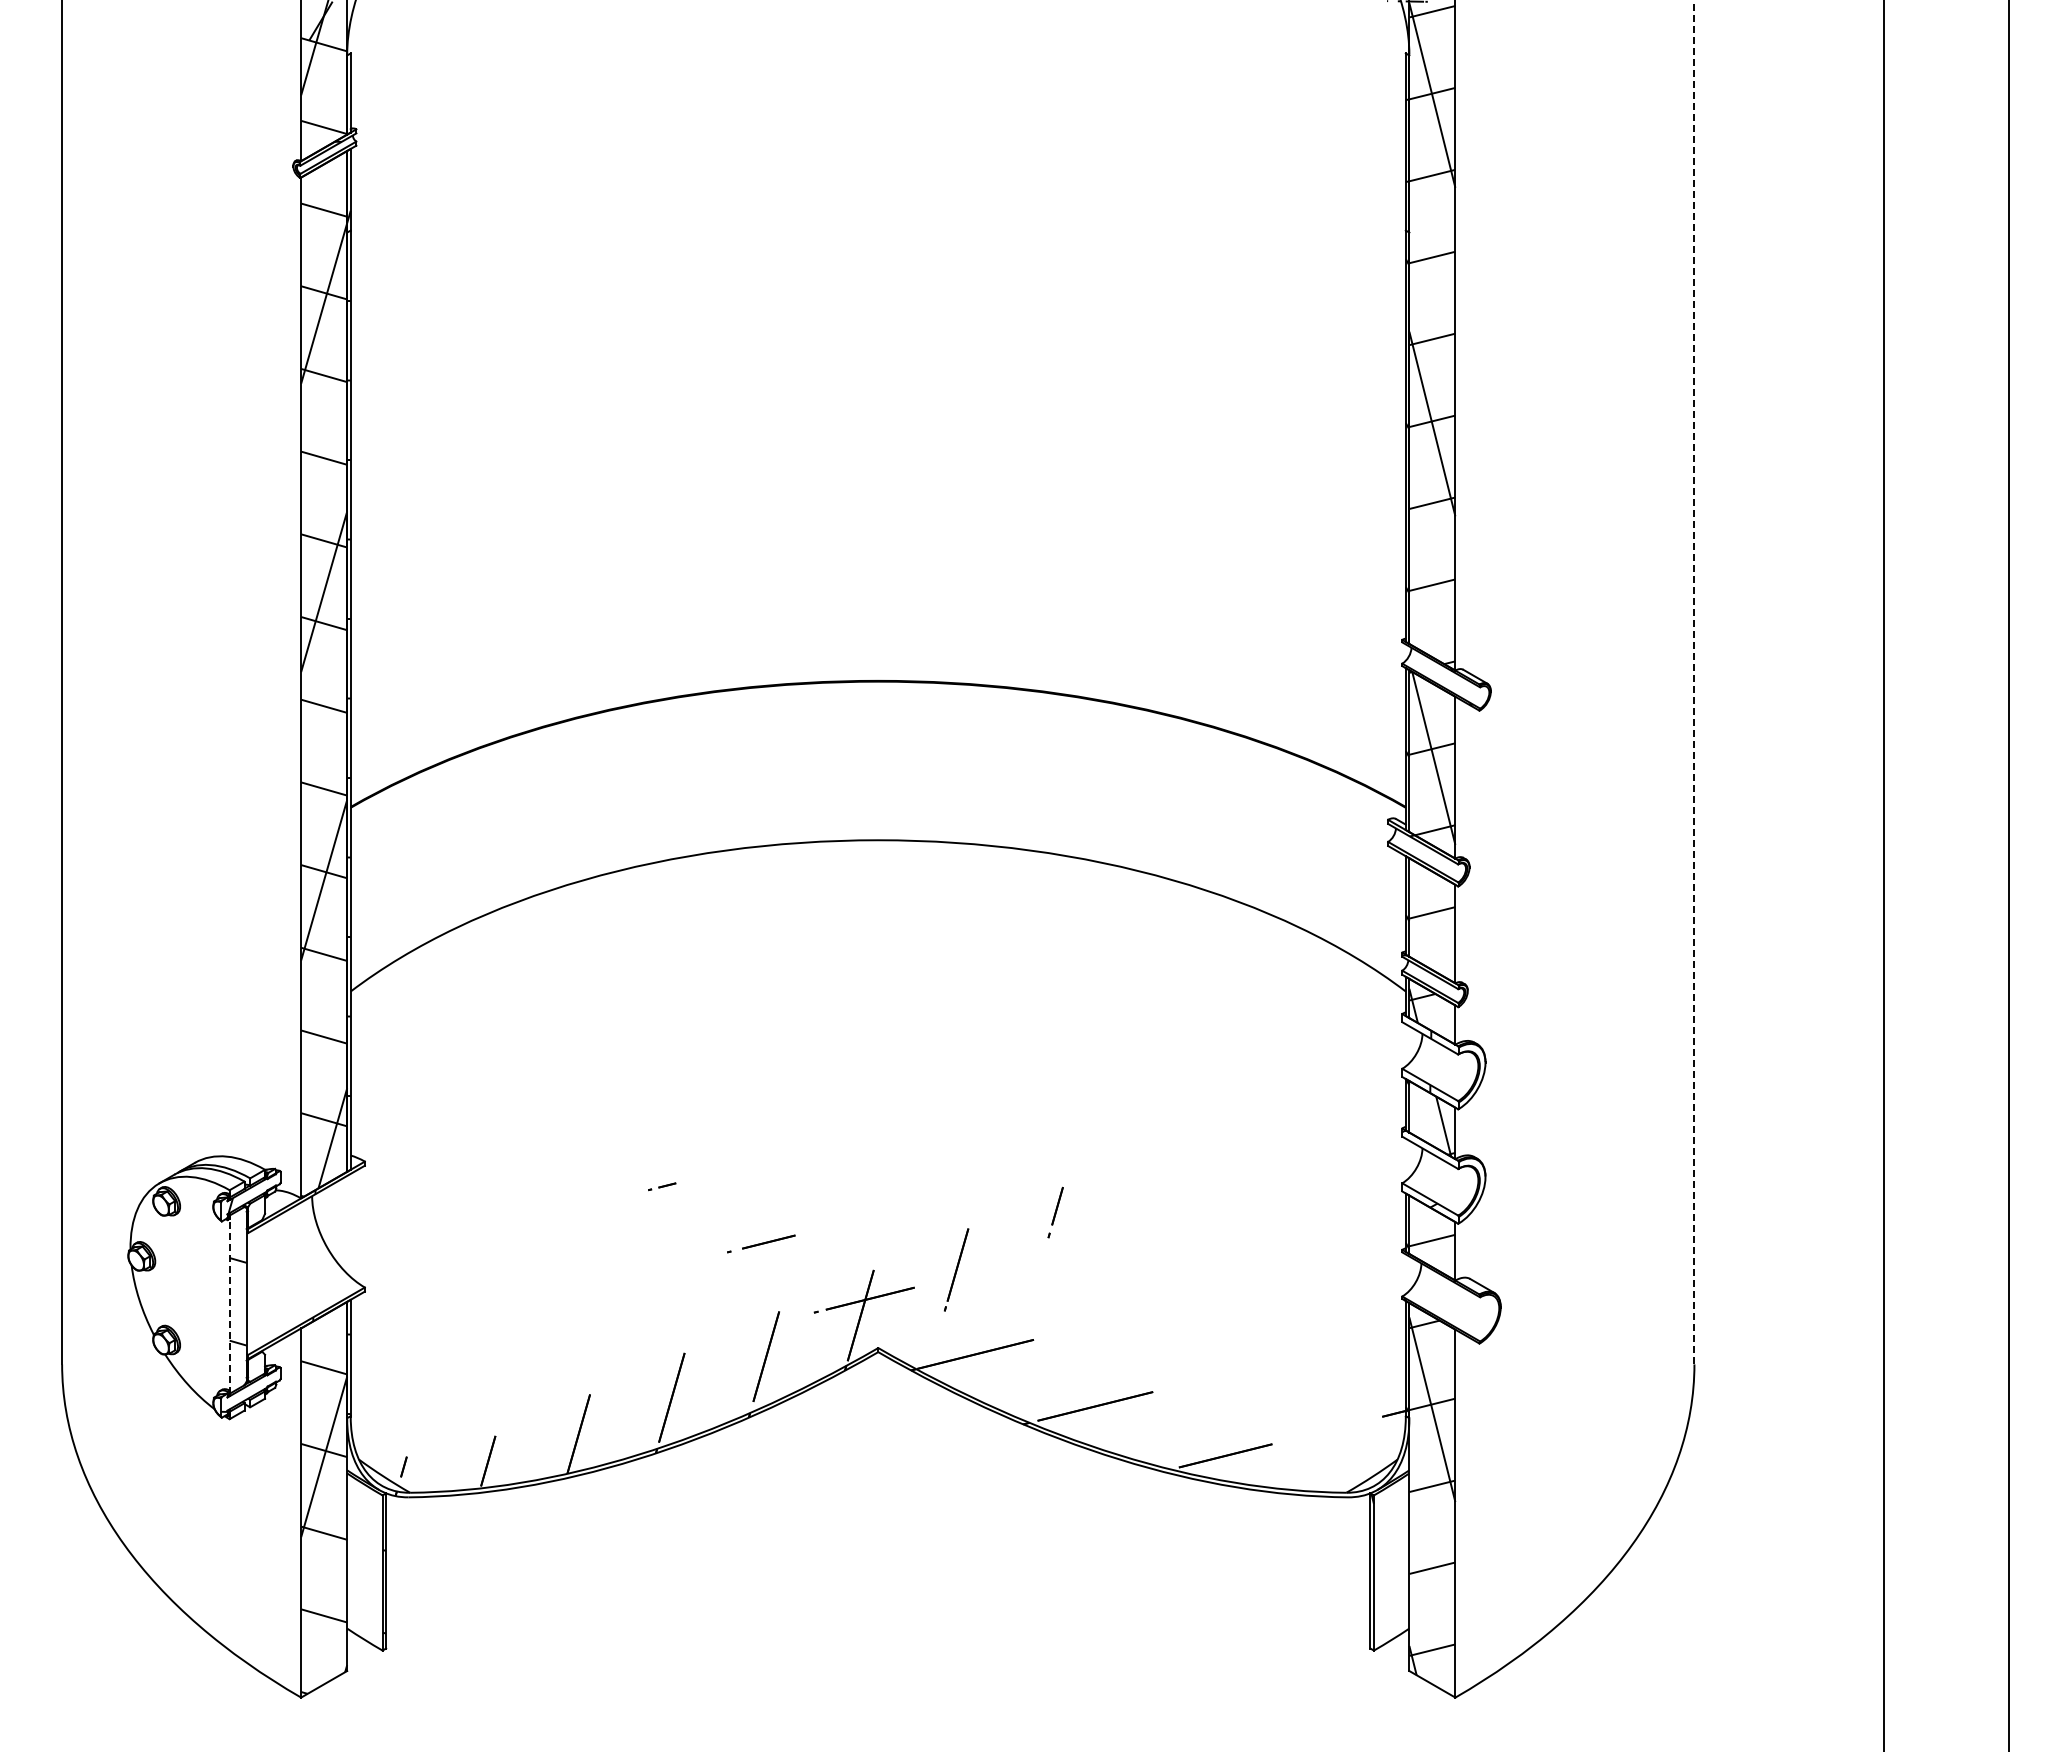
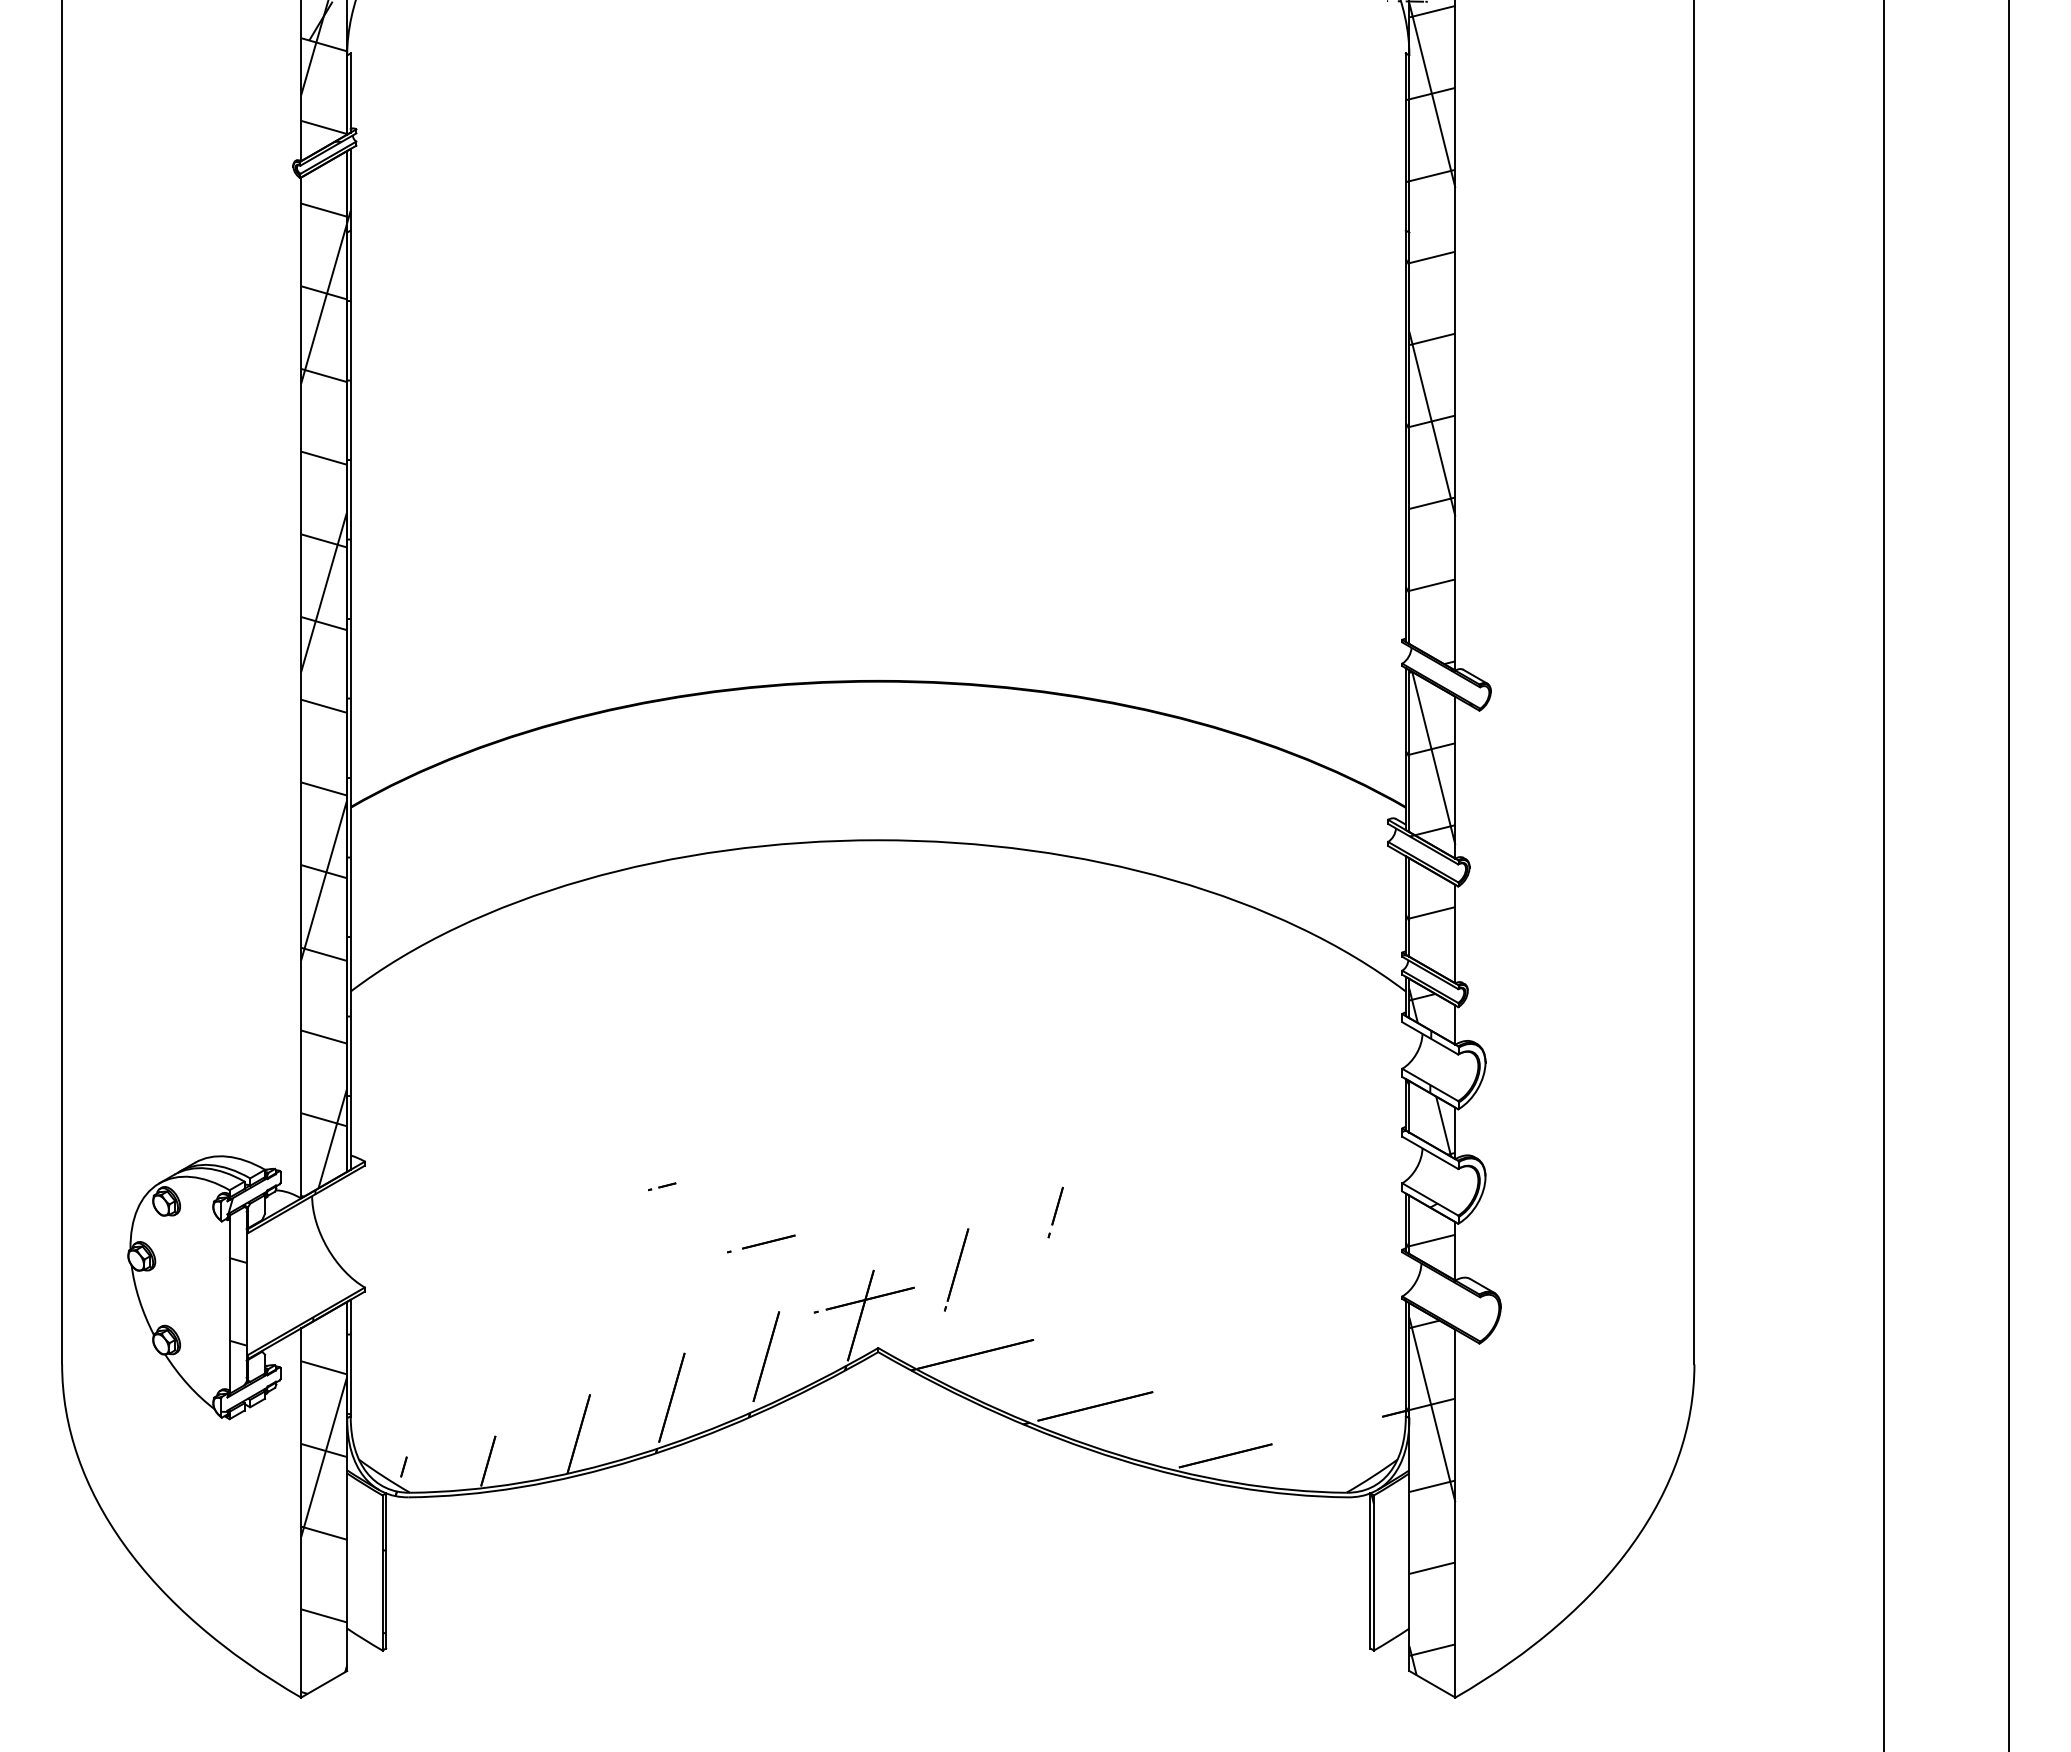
line: dashed -> solid (1694, 682)
line: dashed -> solid (229, 1304)
